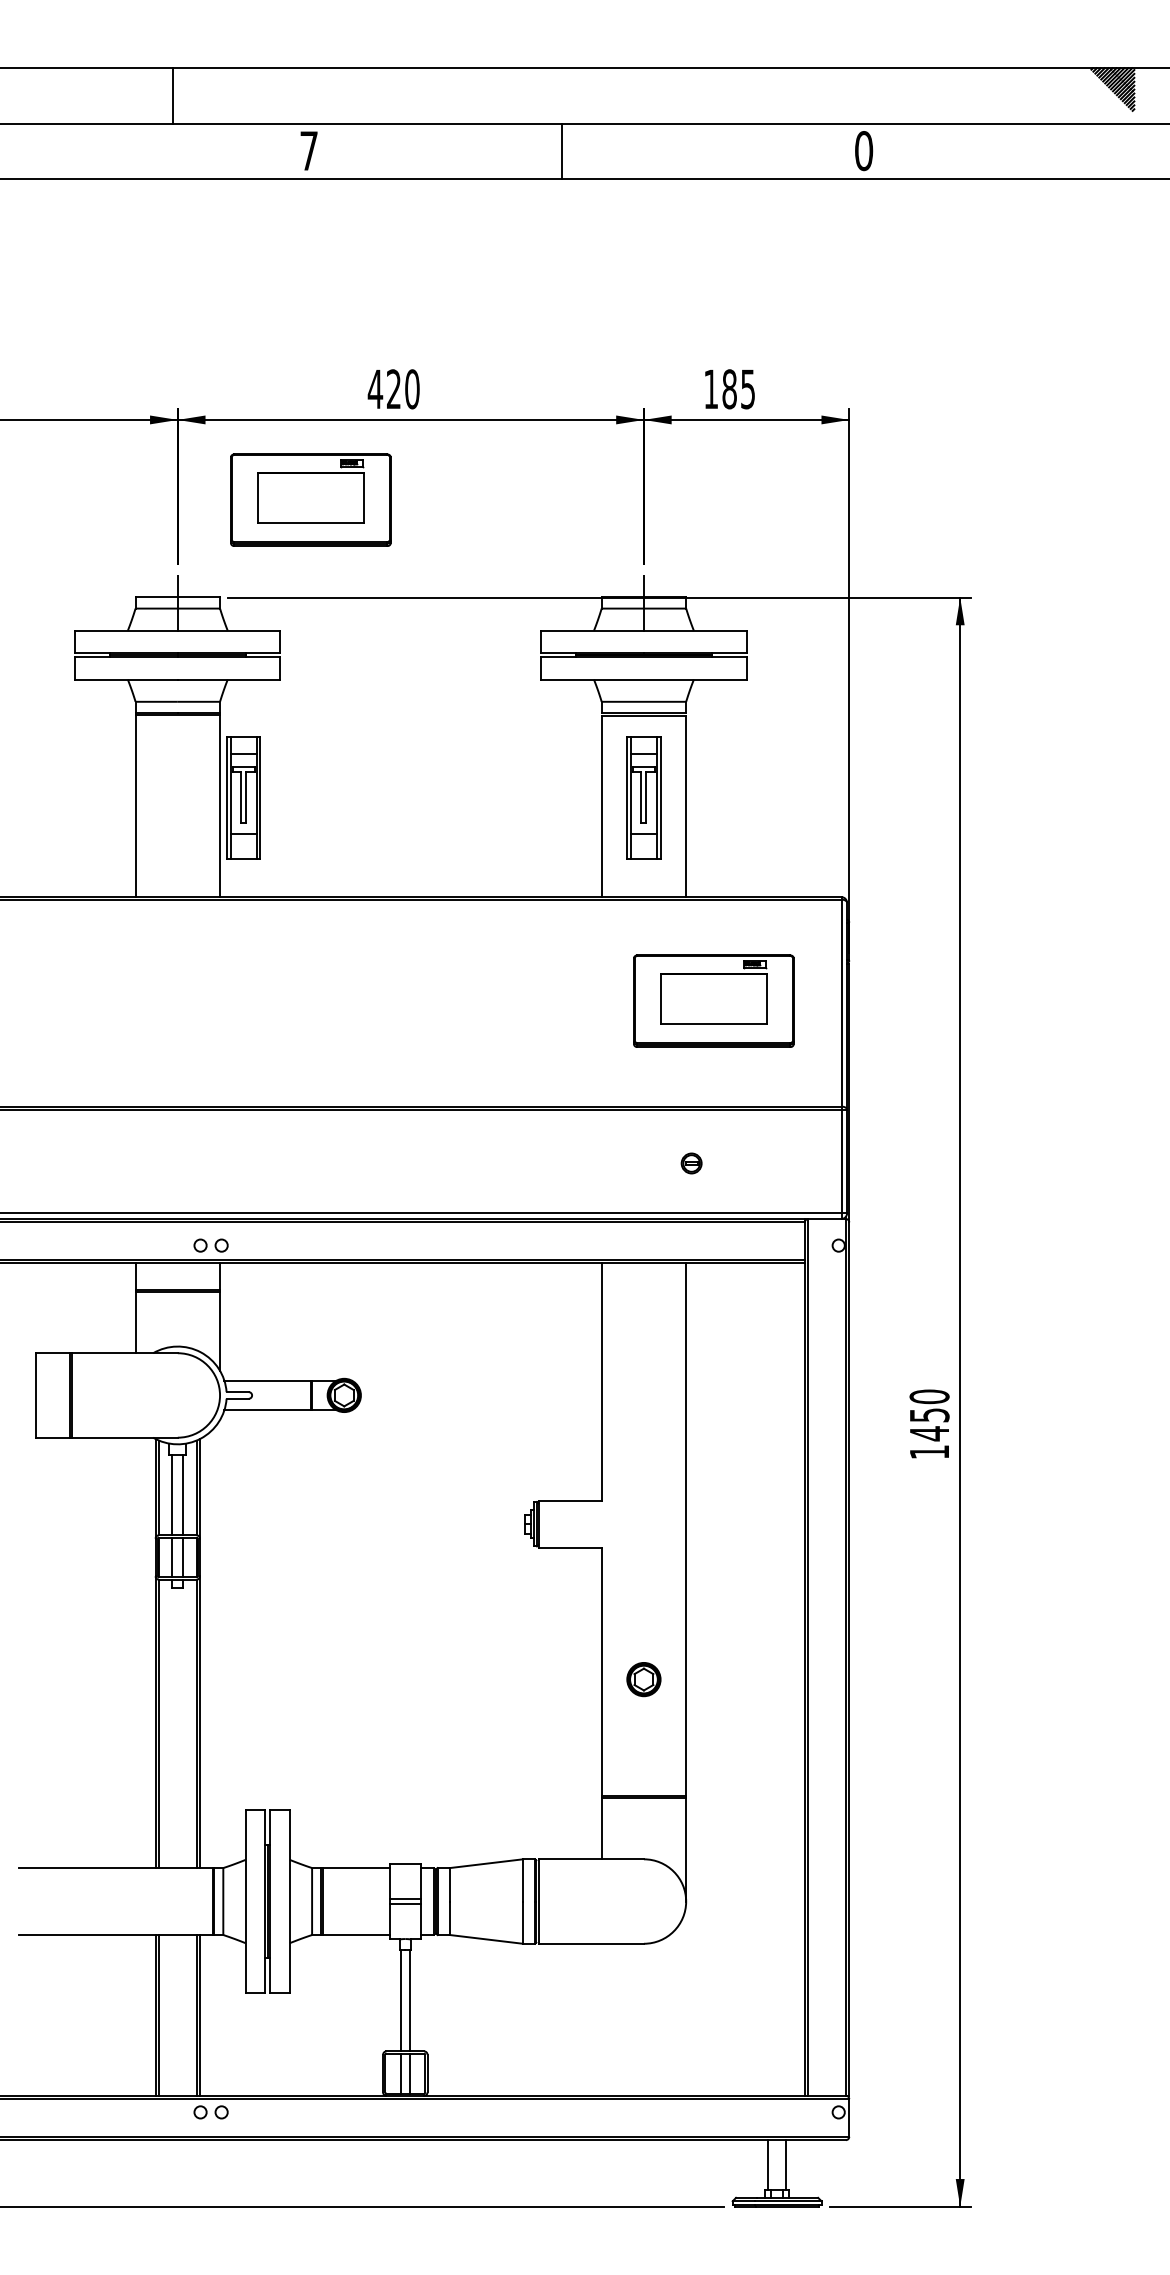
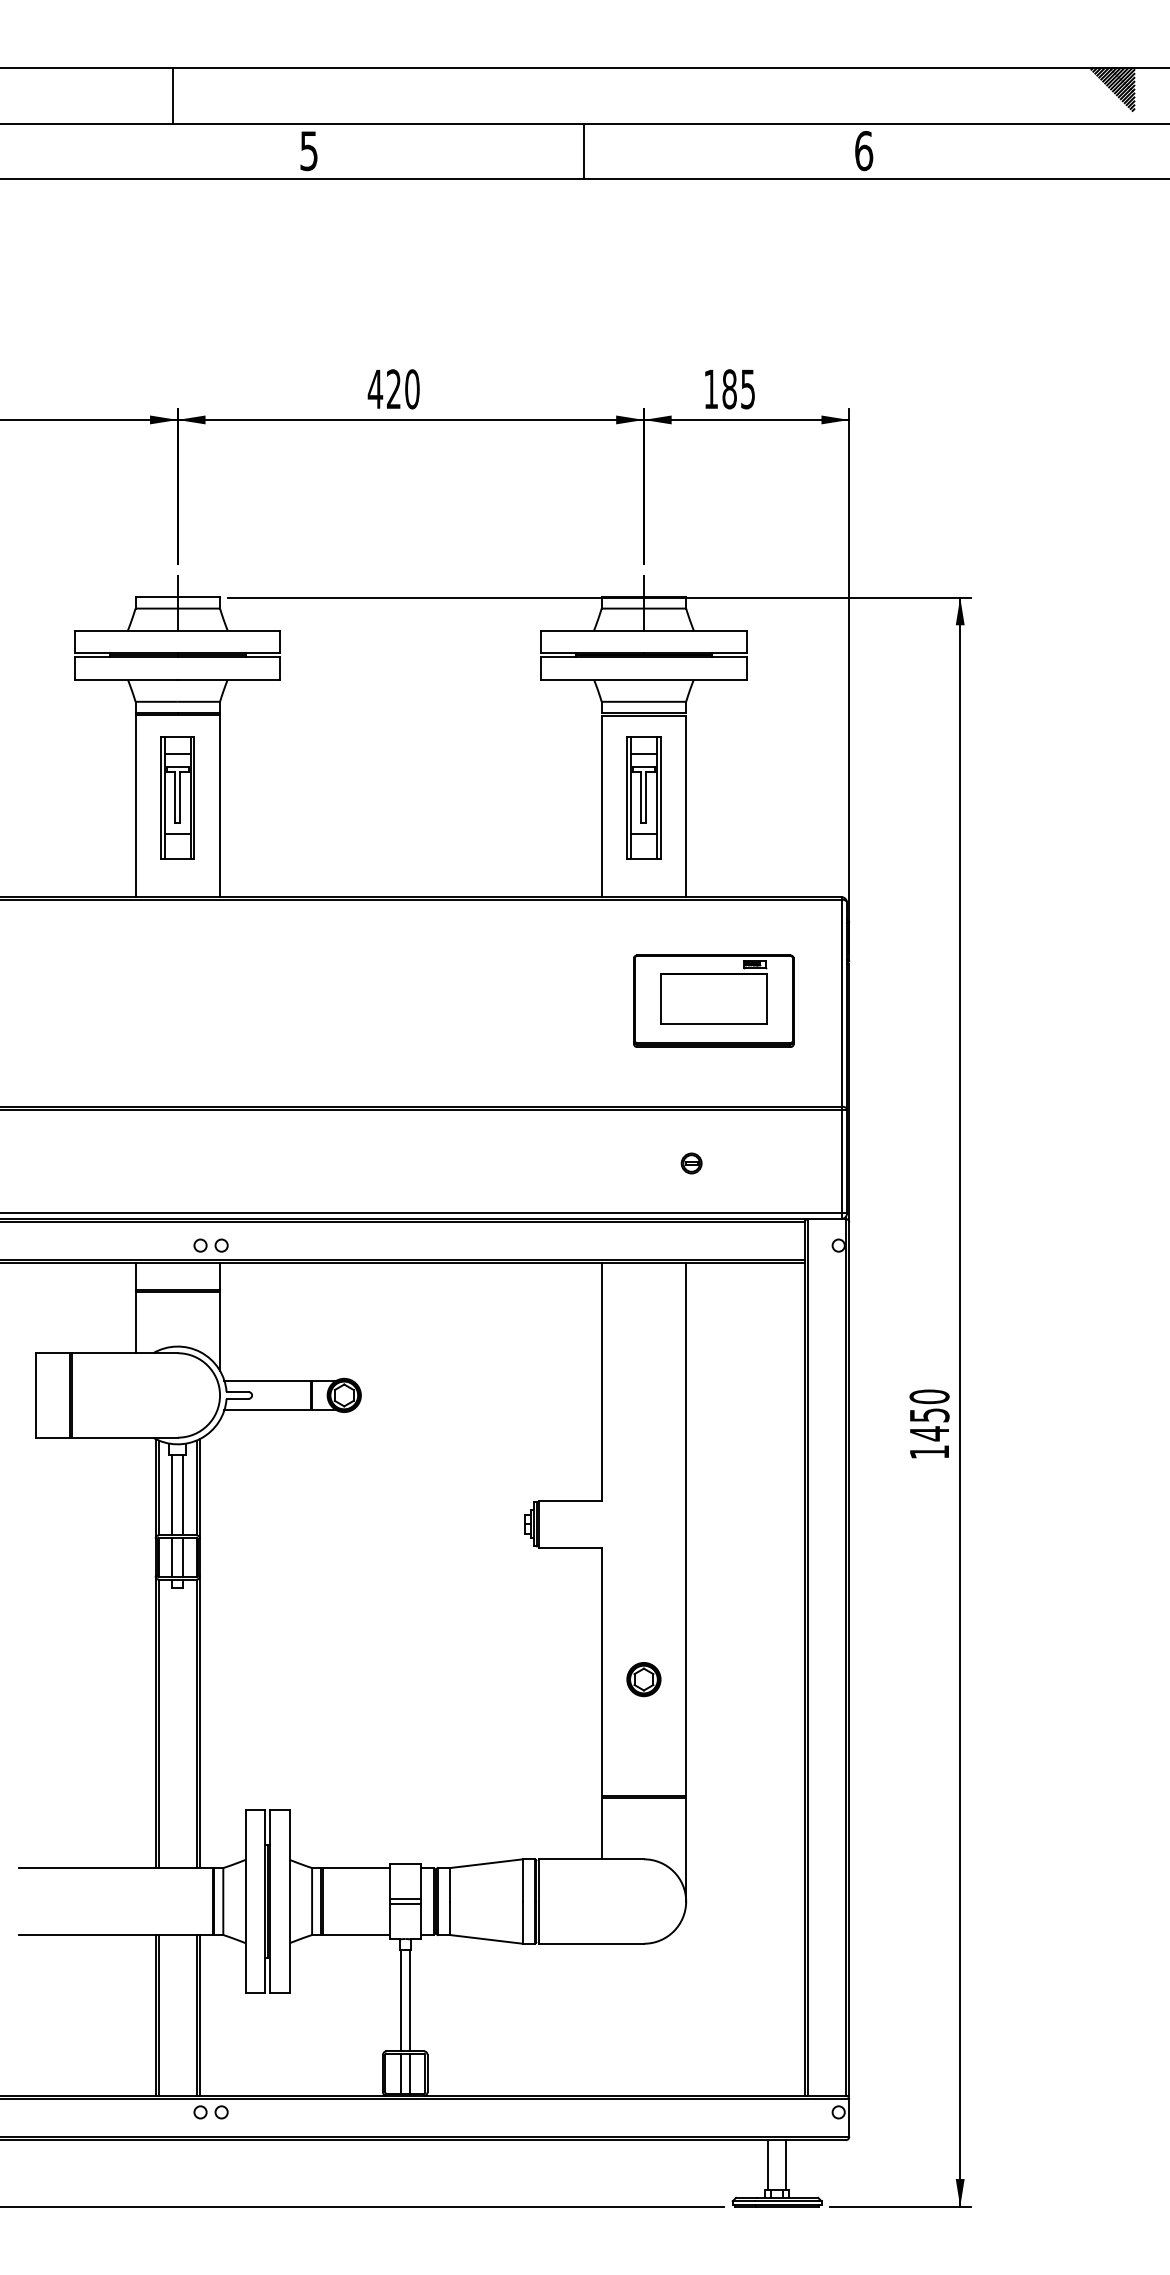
text: 0 -> 6 (864, 150)
text: 7 -> 5 (308, 151)
line position: (562, 151) -> (584, 151) (584, 151)
part: present -> none (310, 499)
part position: (243, 797) -> (177, 797) (177, 797)
